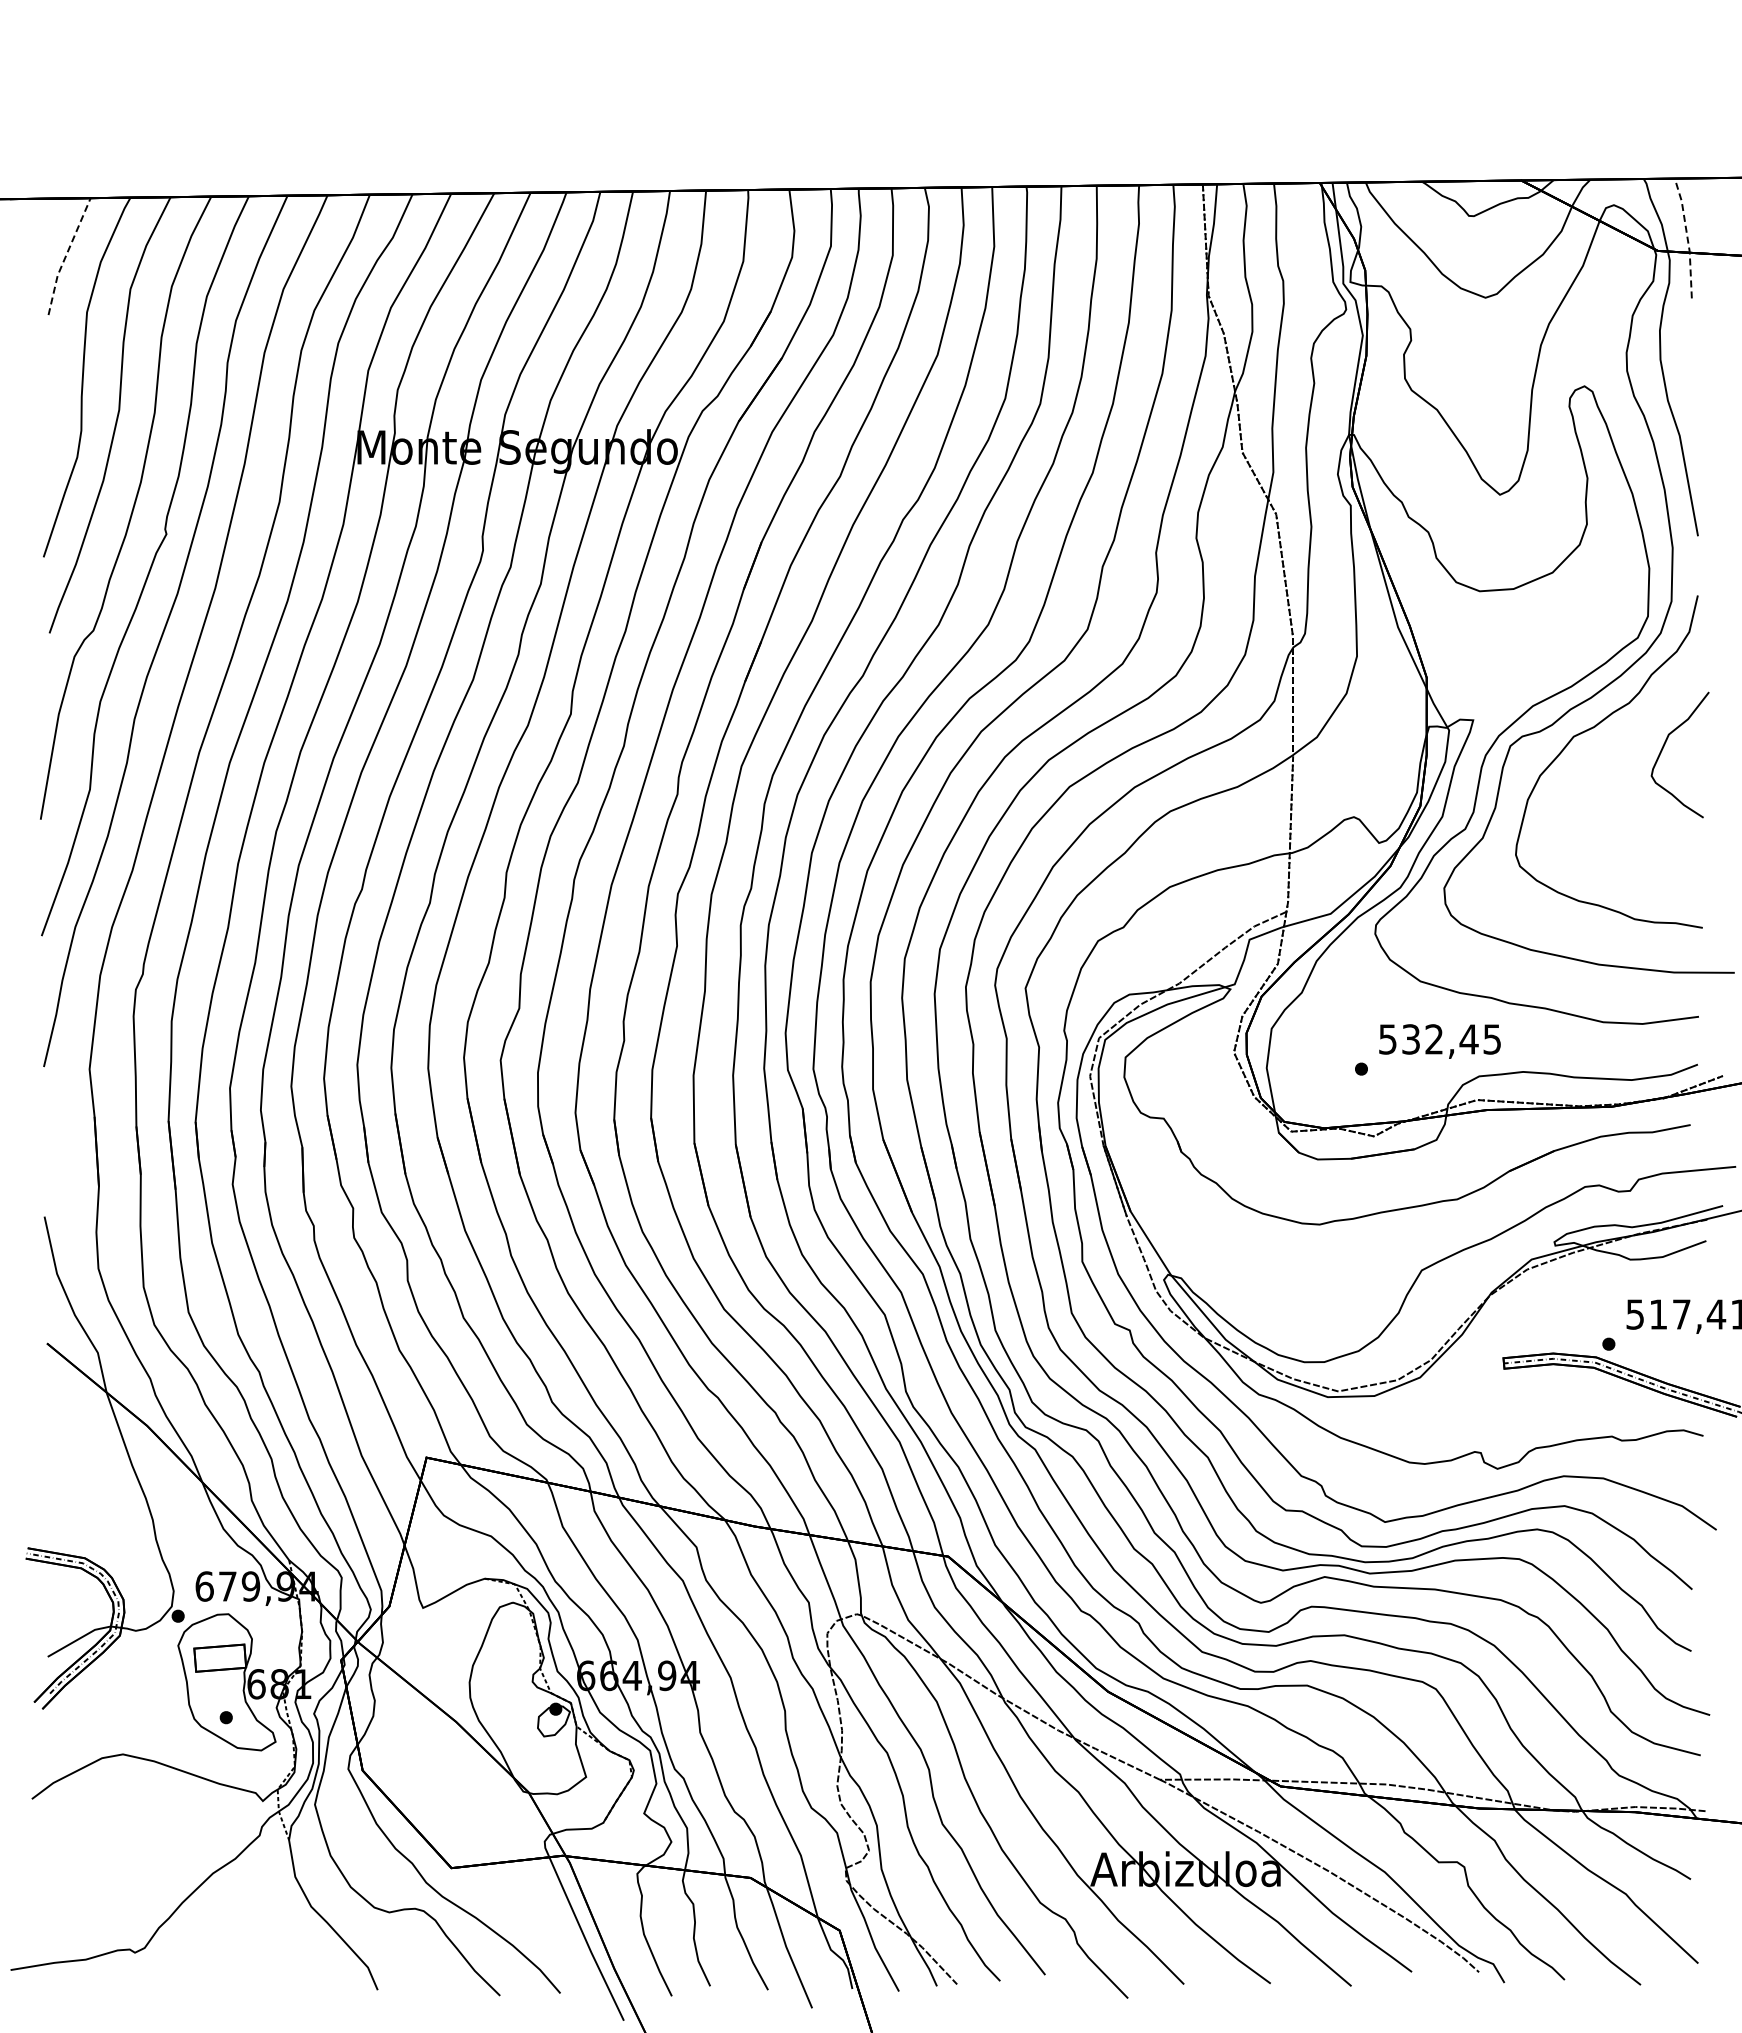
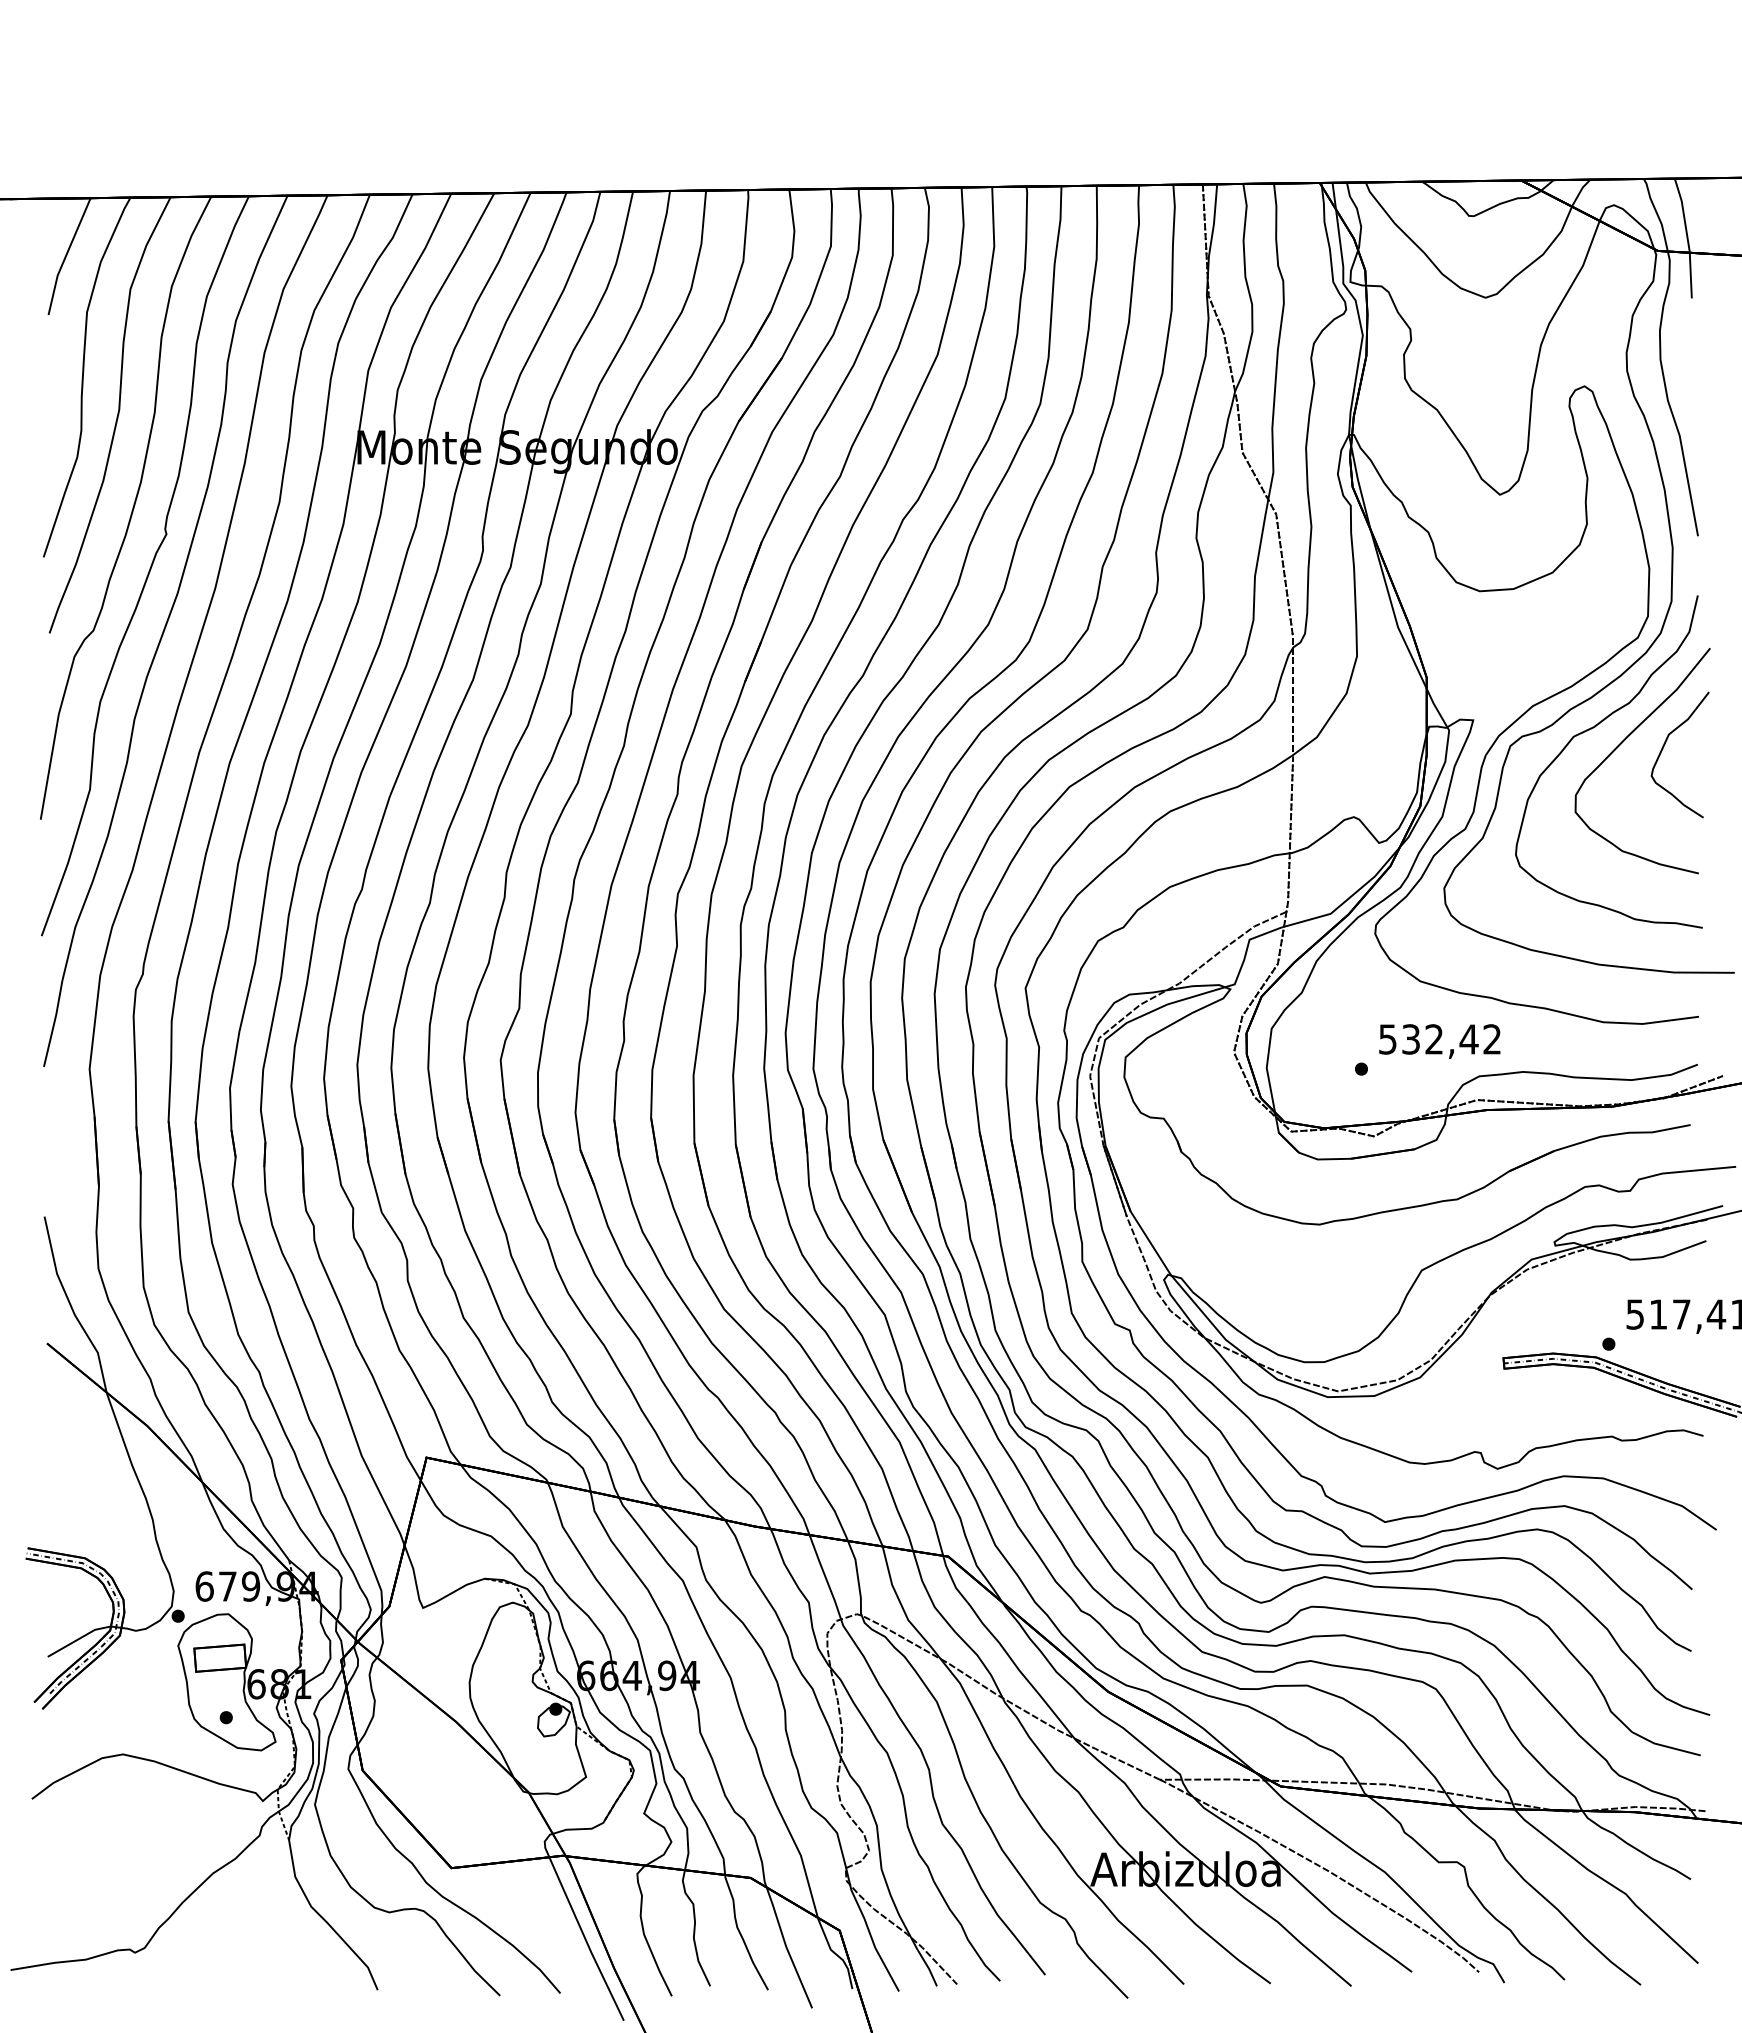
line: dashed -> solid (1687, 237)
line: dashed -> solid (66, 255)
curve: none -> present (1624, 741)
text: 532,45 -> 532,42 (1491, 1039)
